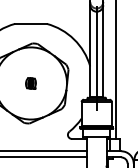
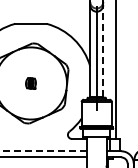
line: solid -> dashed (103, 50)
line: solid -> dashed (43, 151)
